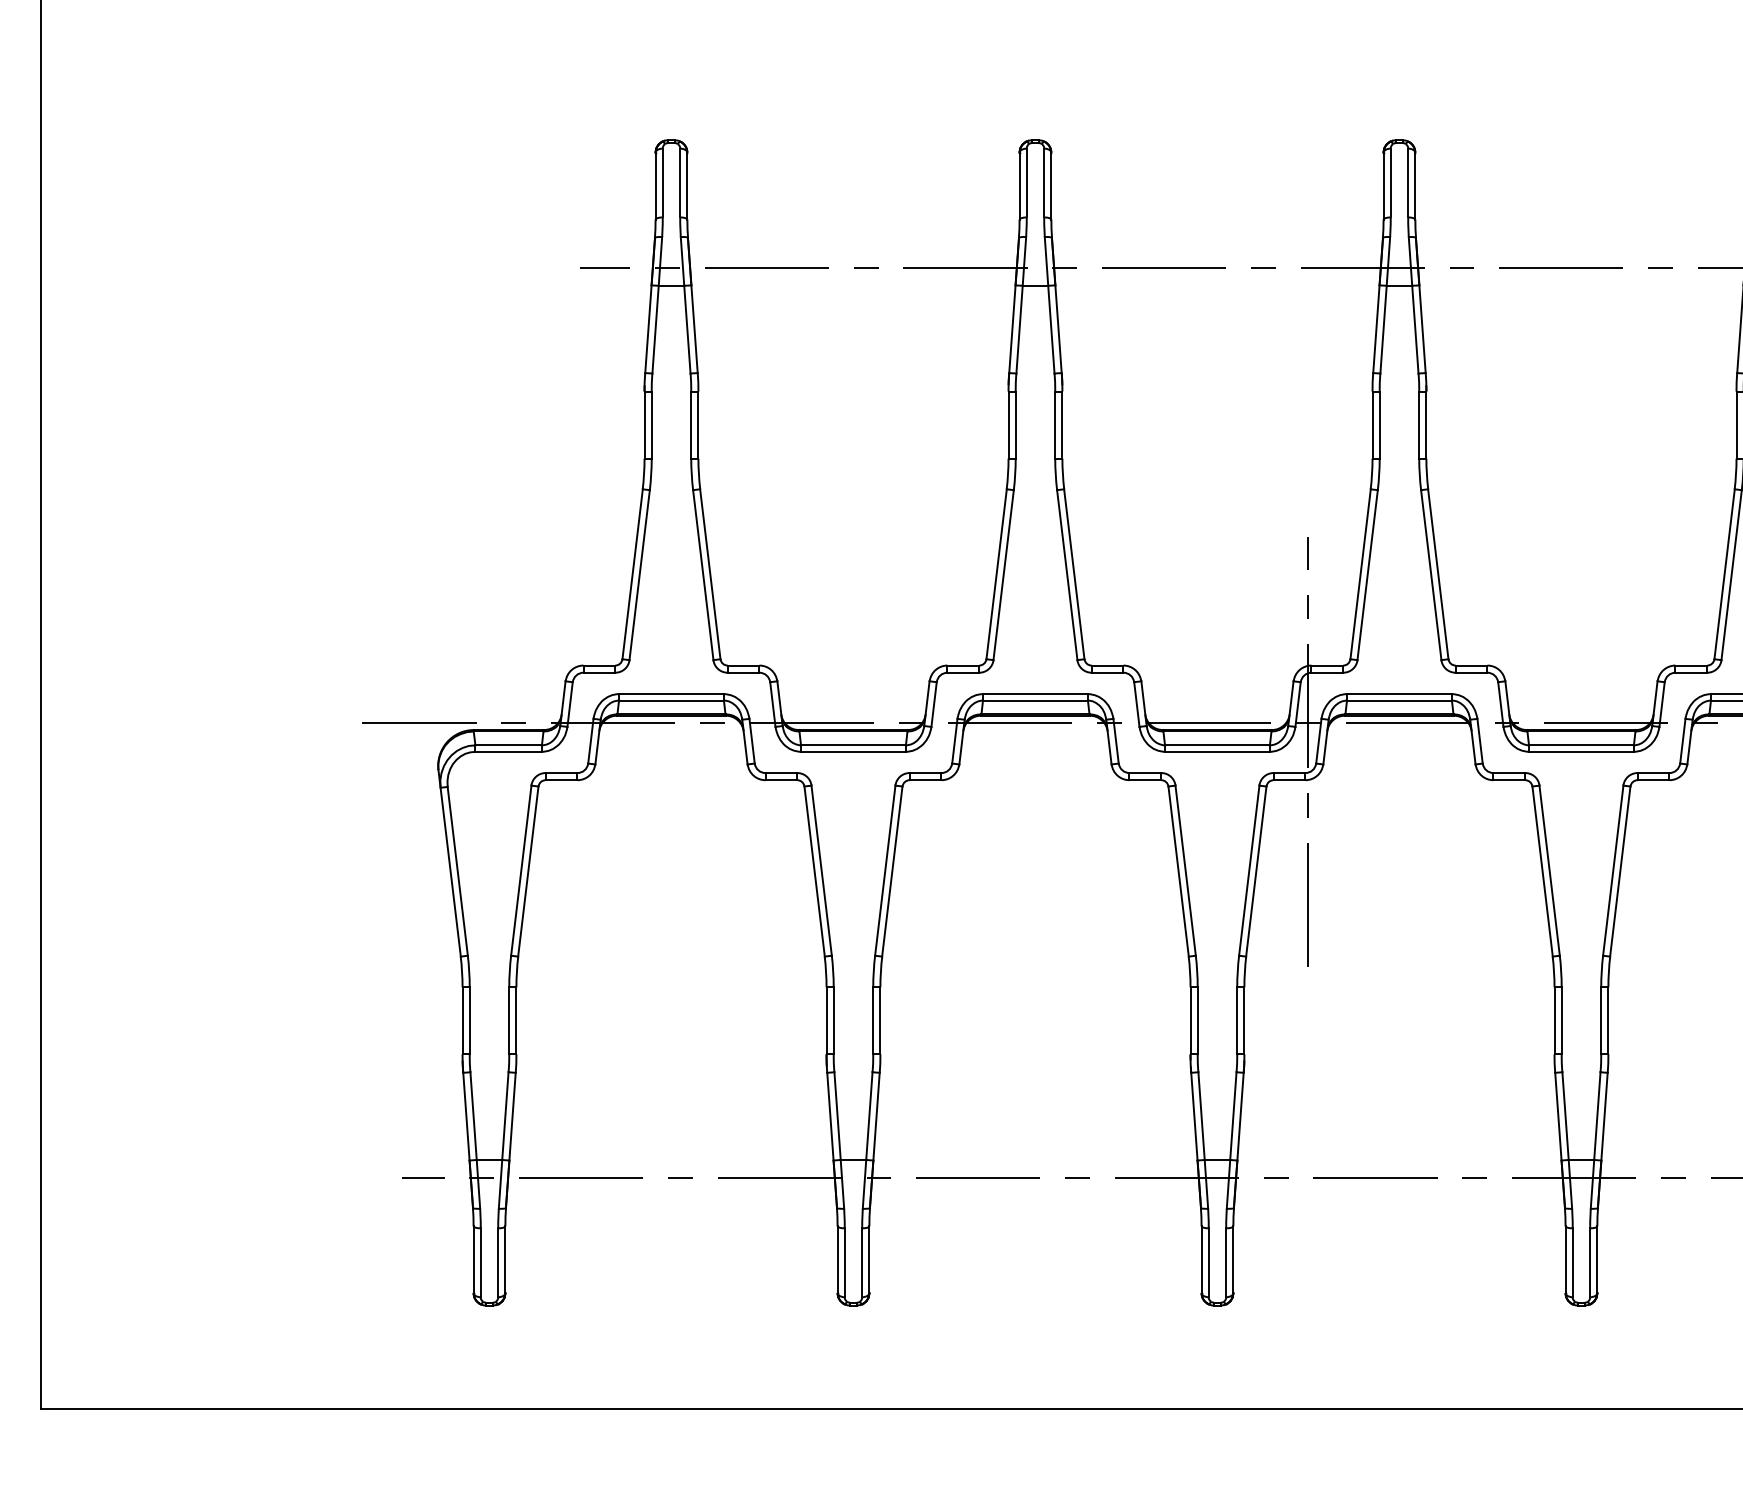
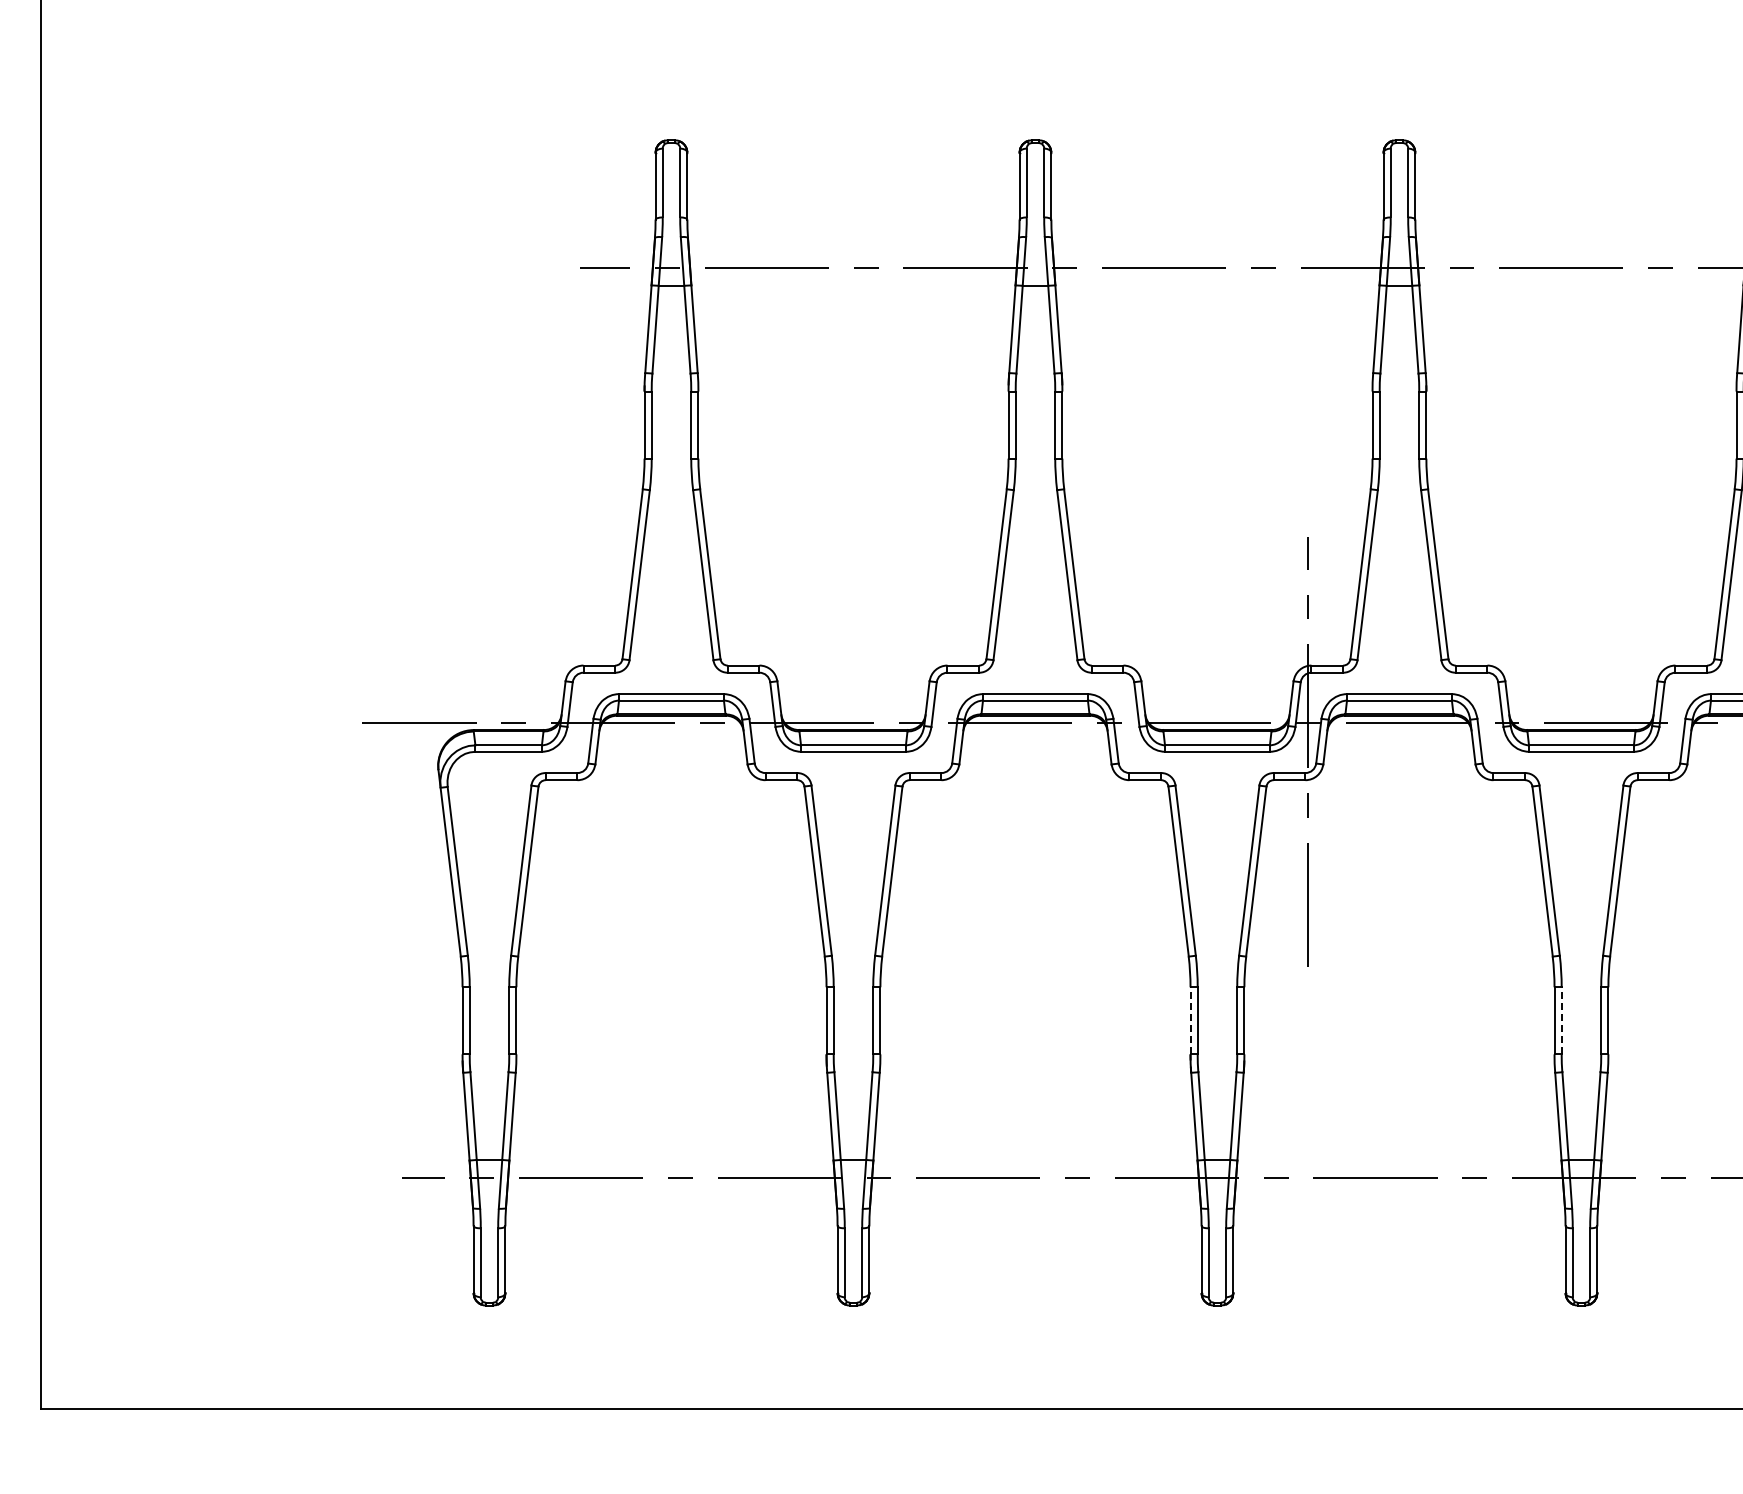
line: solid -> dashed (1190, 1020)
line: solid -> dashed (1561, 1020)
